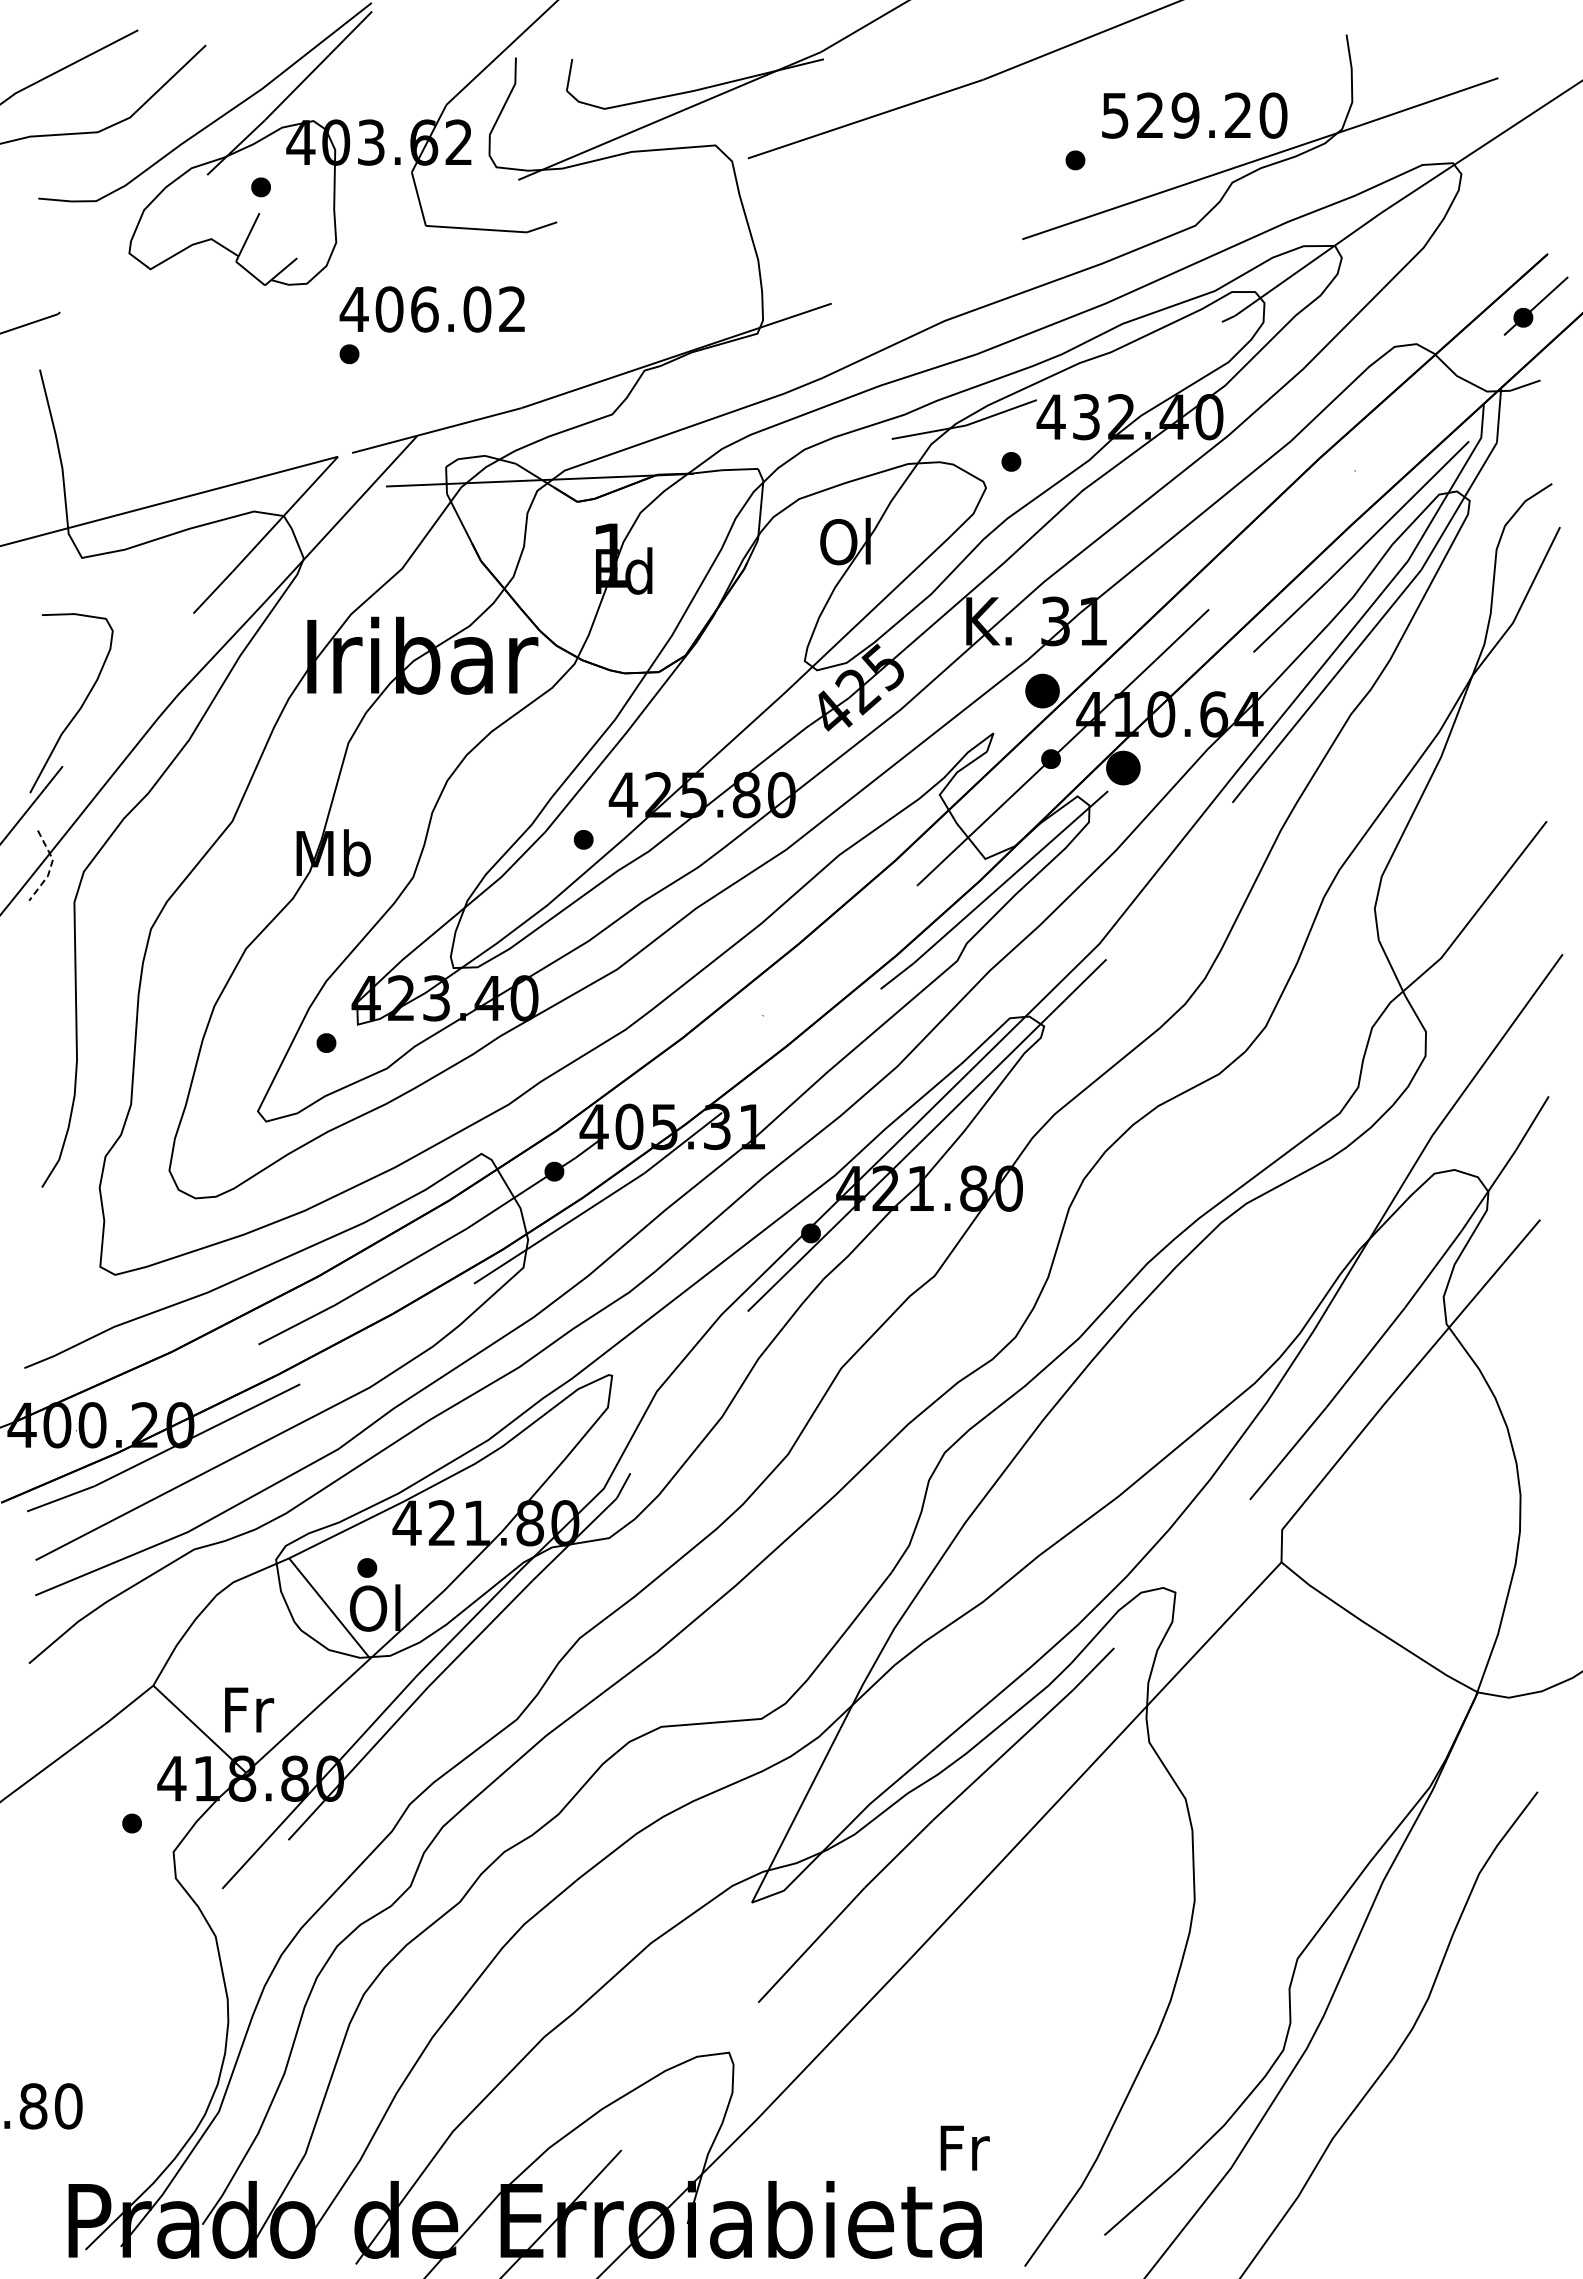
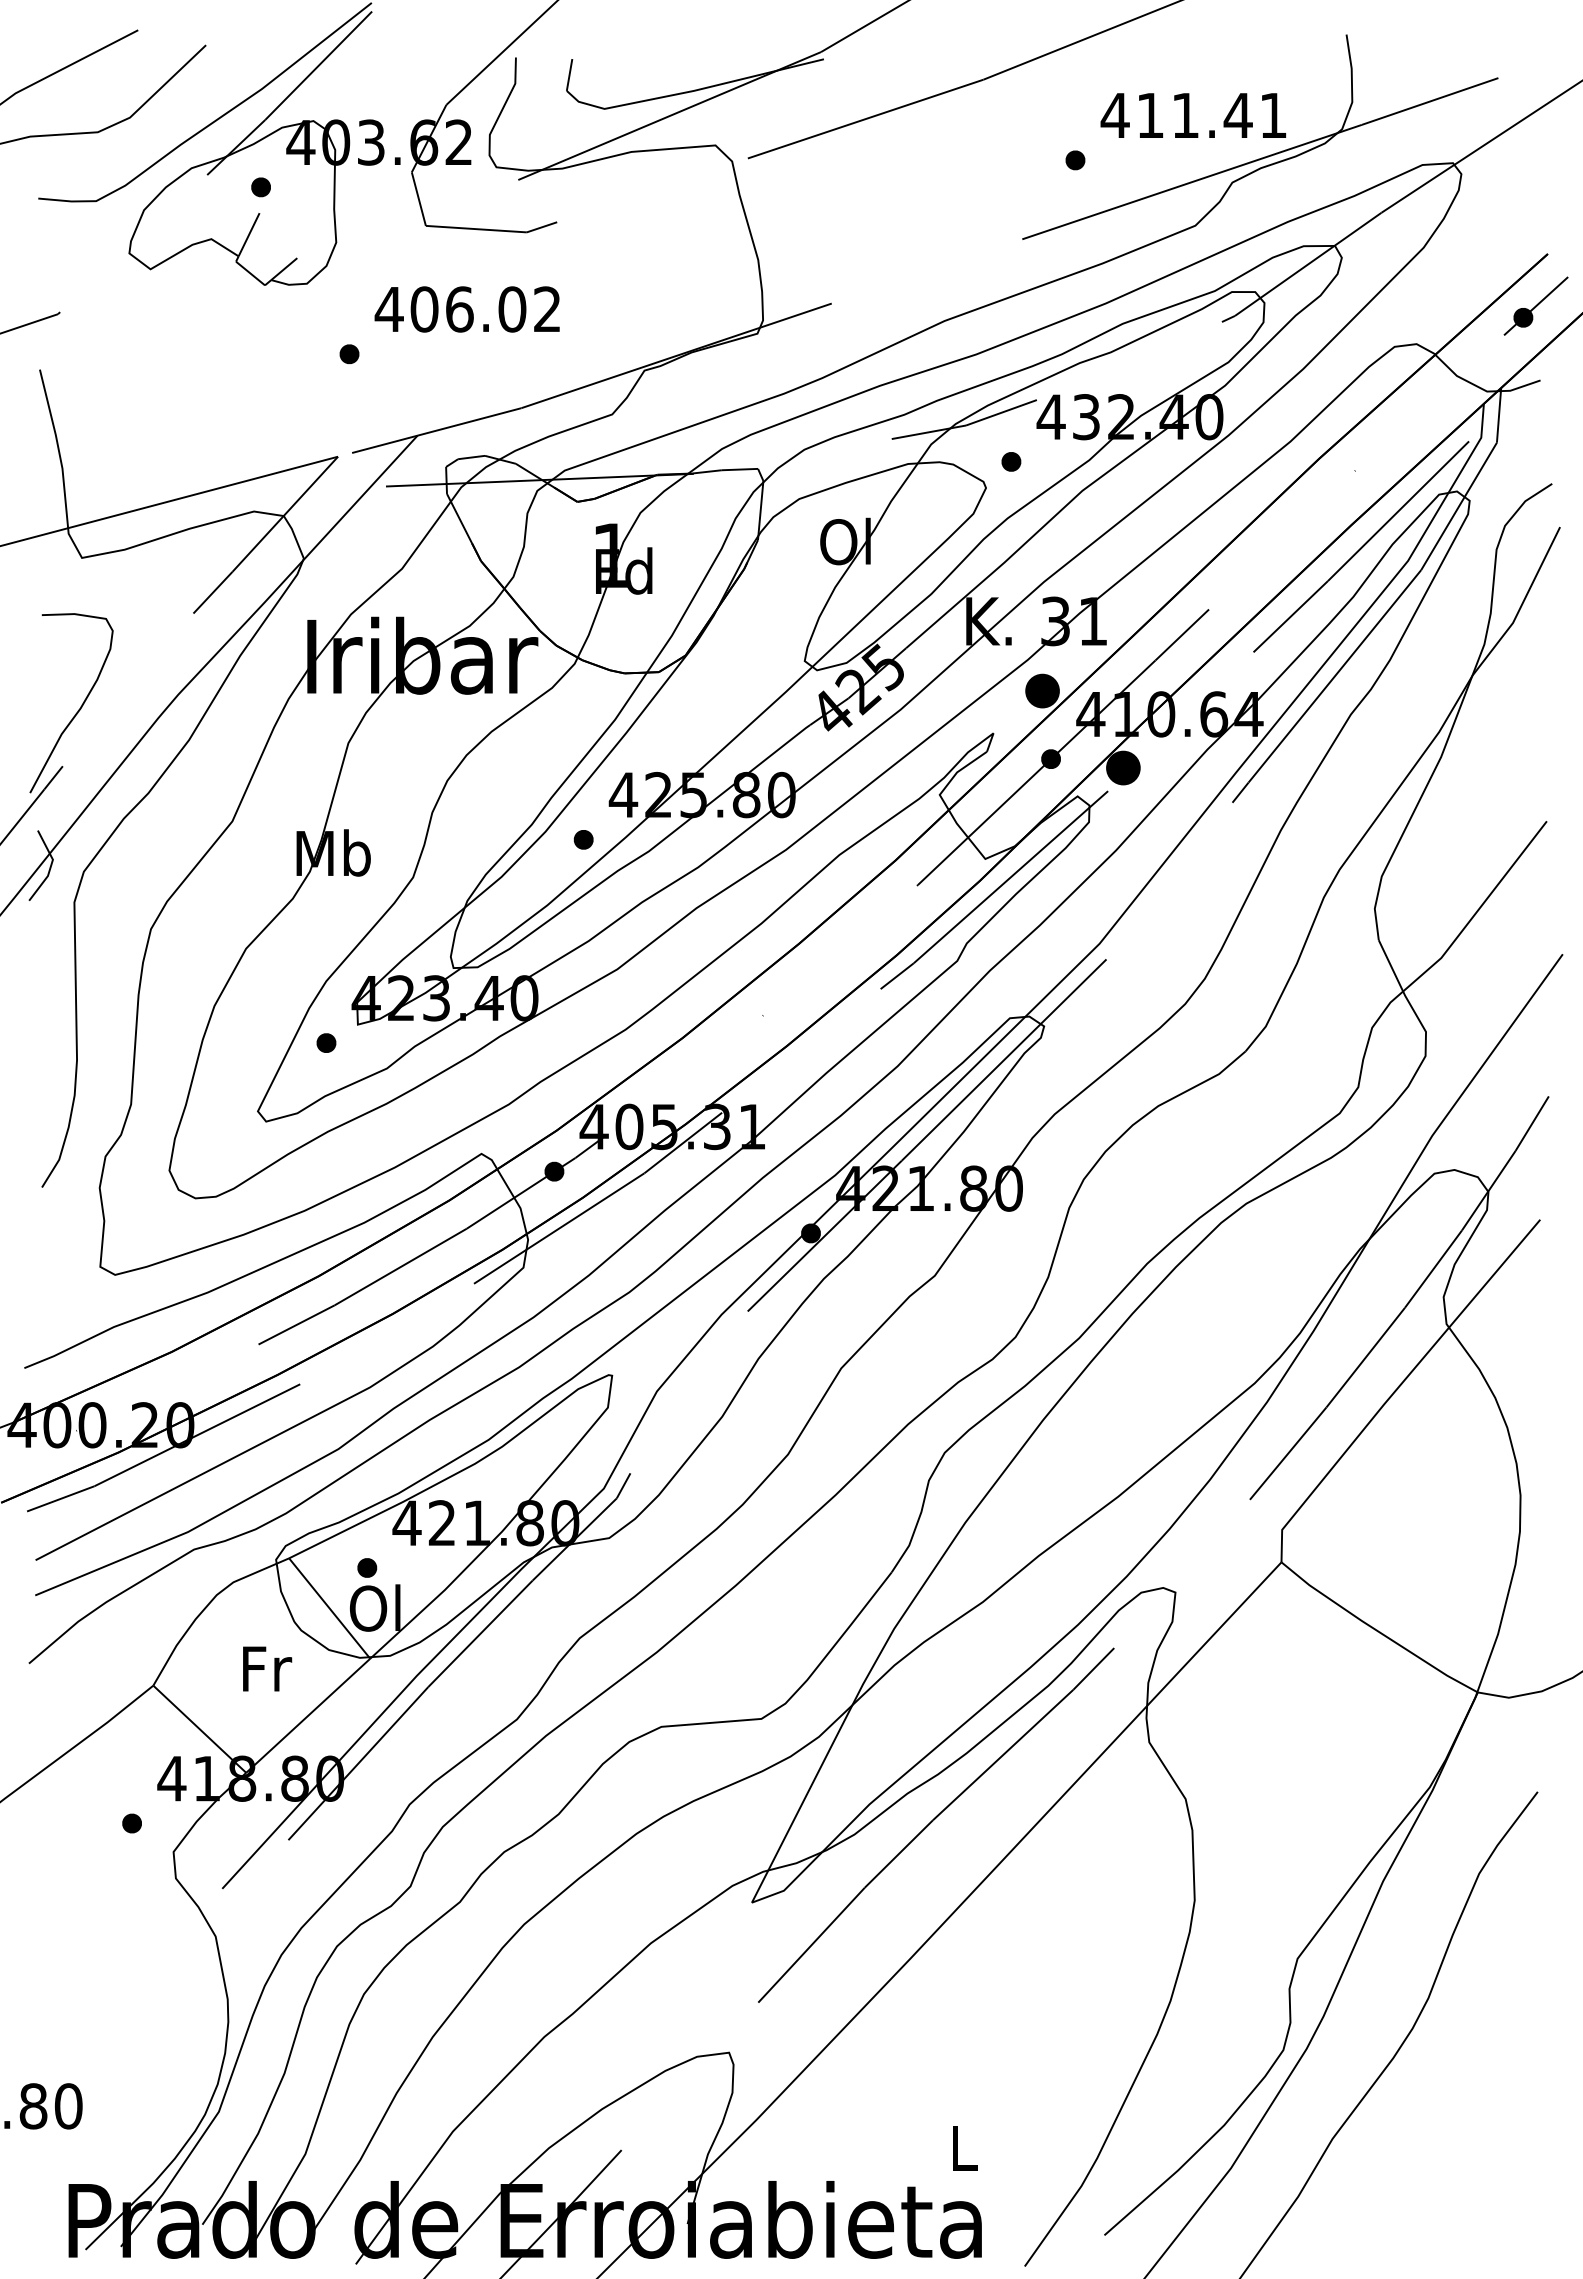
text: 529.20 -> 411.41 (1193, 115)
text position: (431, 309) -> (466, 309) (466, 309)
line: dashed -> solid (50, 867)
text position: (249, 1709) -> (267, 1668) (267, 1668)
text: Fr -> L (964, 2147)
